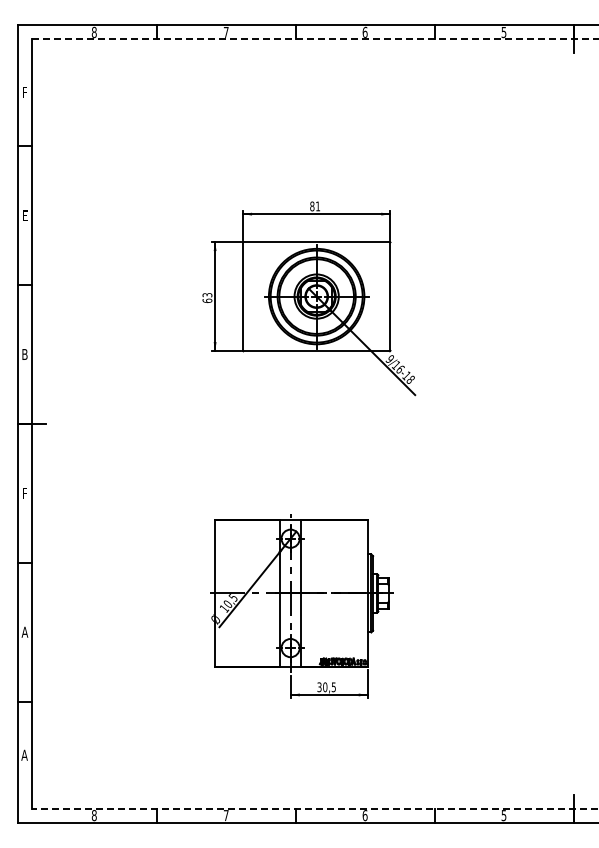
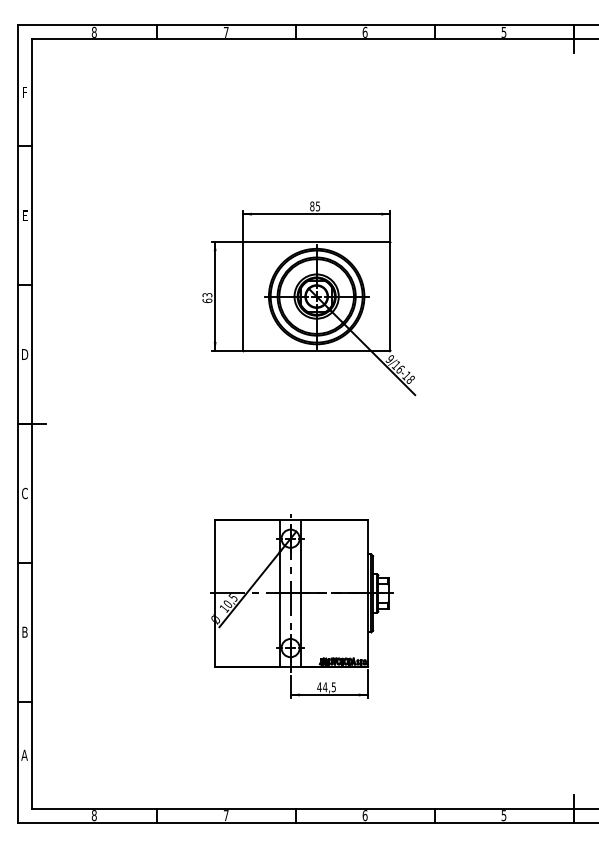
line: dashed -> solid (315, 39)
text: 81 -> 85 (318, 206)
text: B -> D (25, 354)
text: F -> C (24, 493)
text: A -> B (24, 631)
text: 30,5 -> 44,5 (322, 687)
line: dashed -> solid (314, 808)
